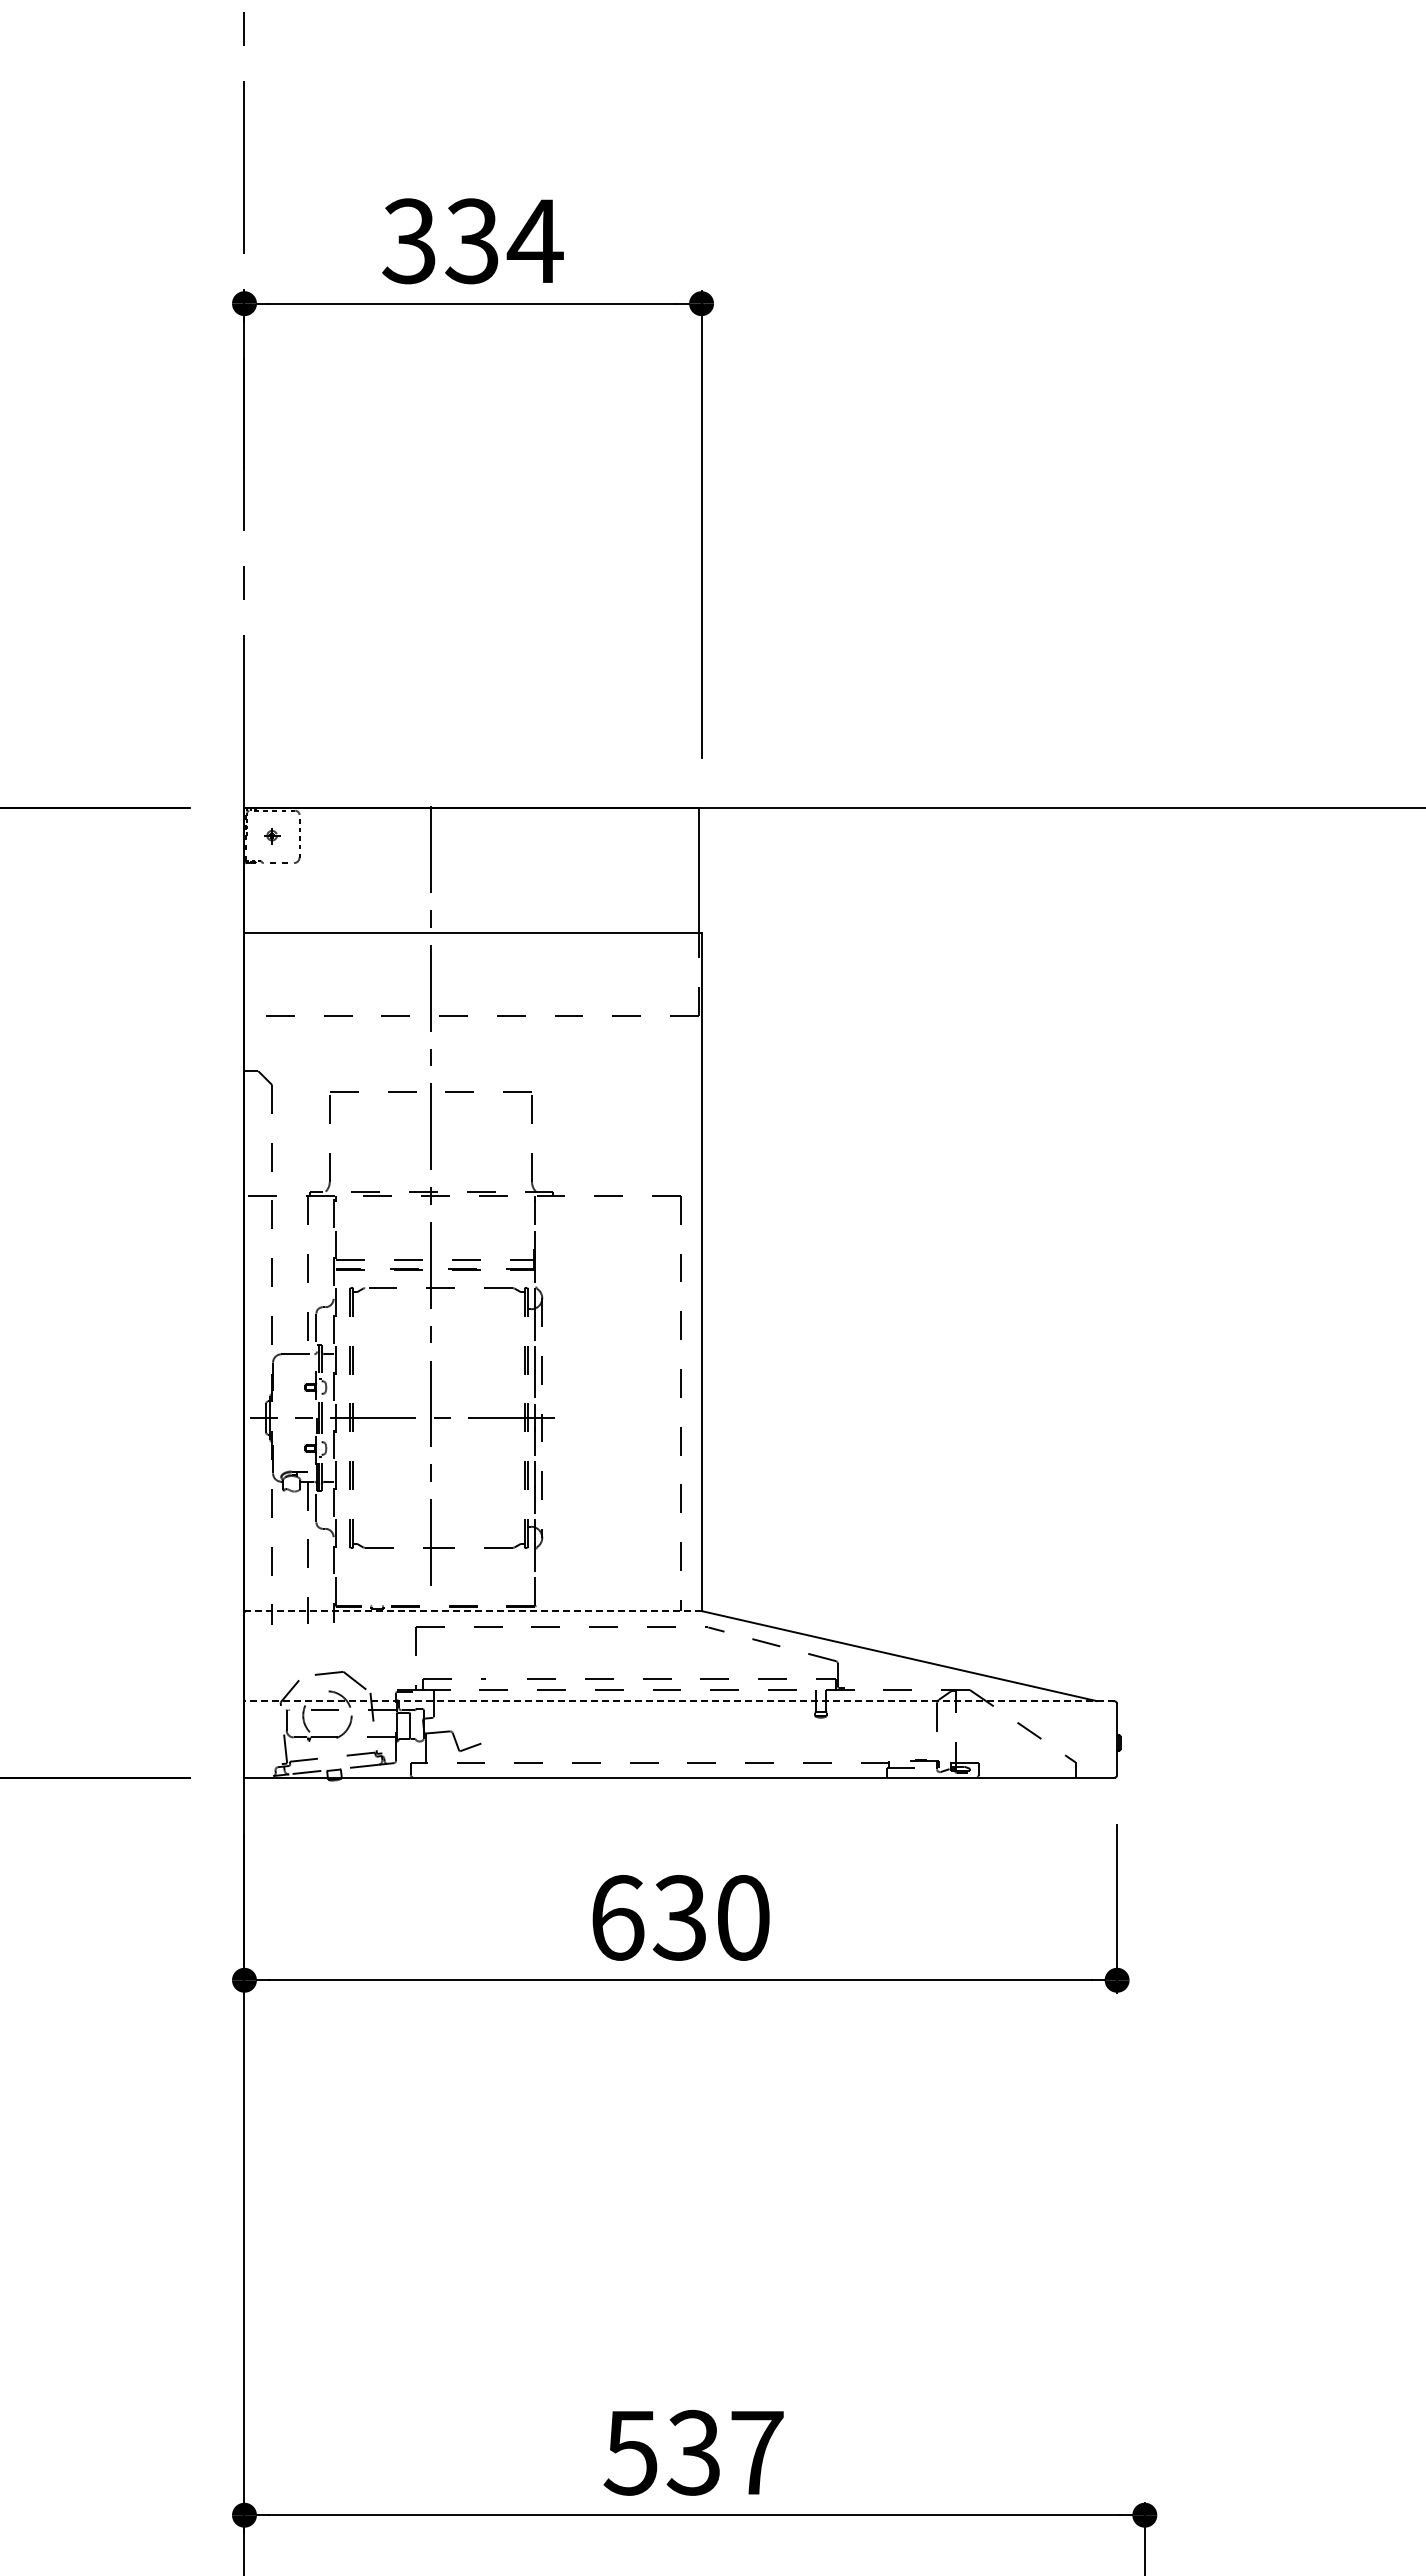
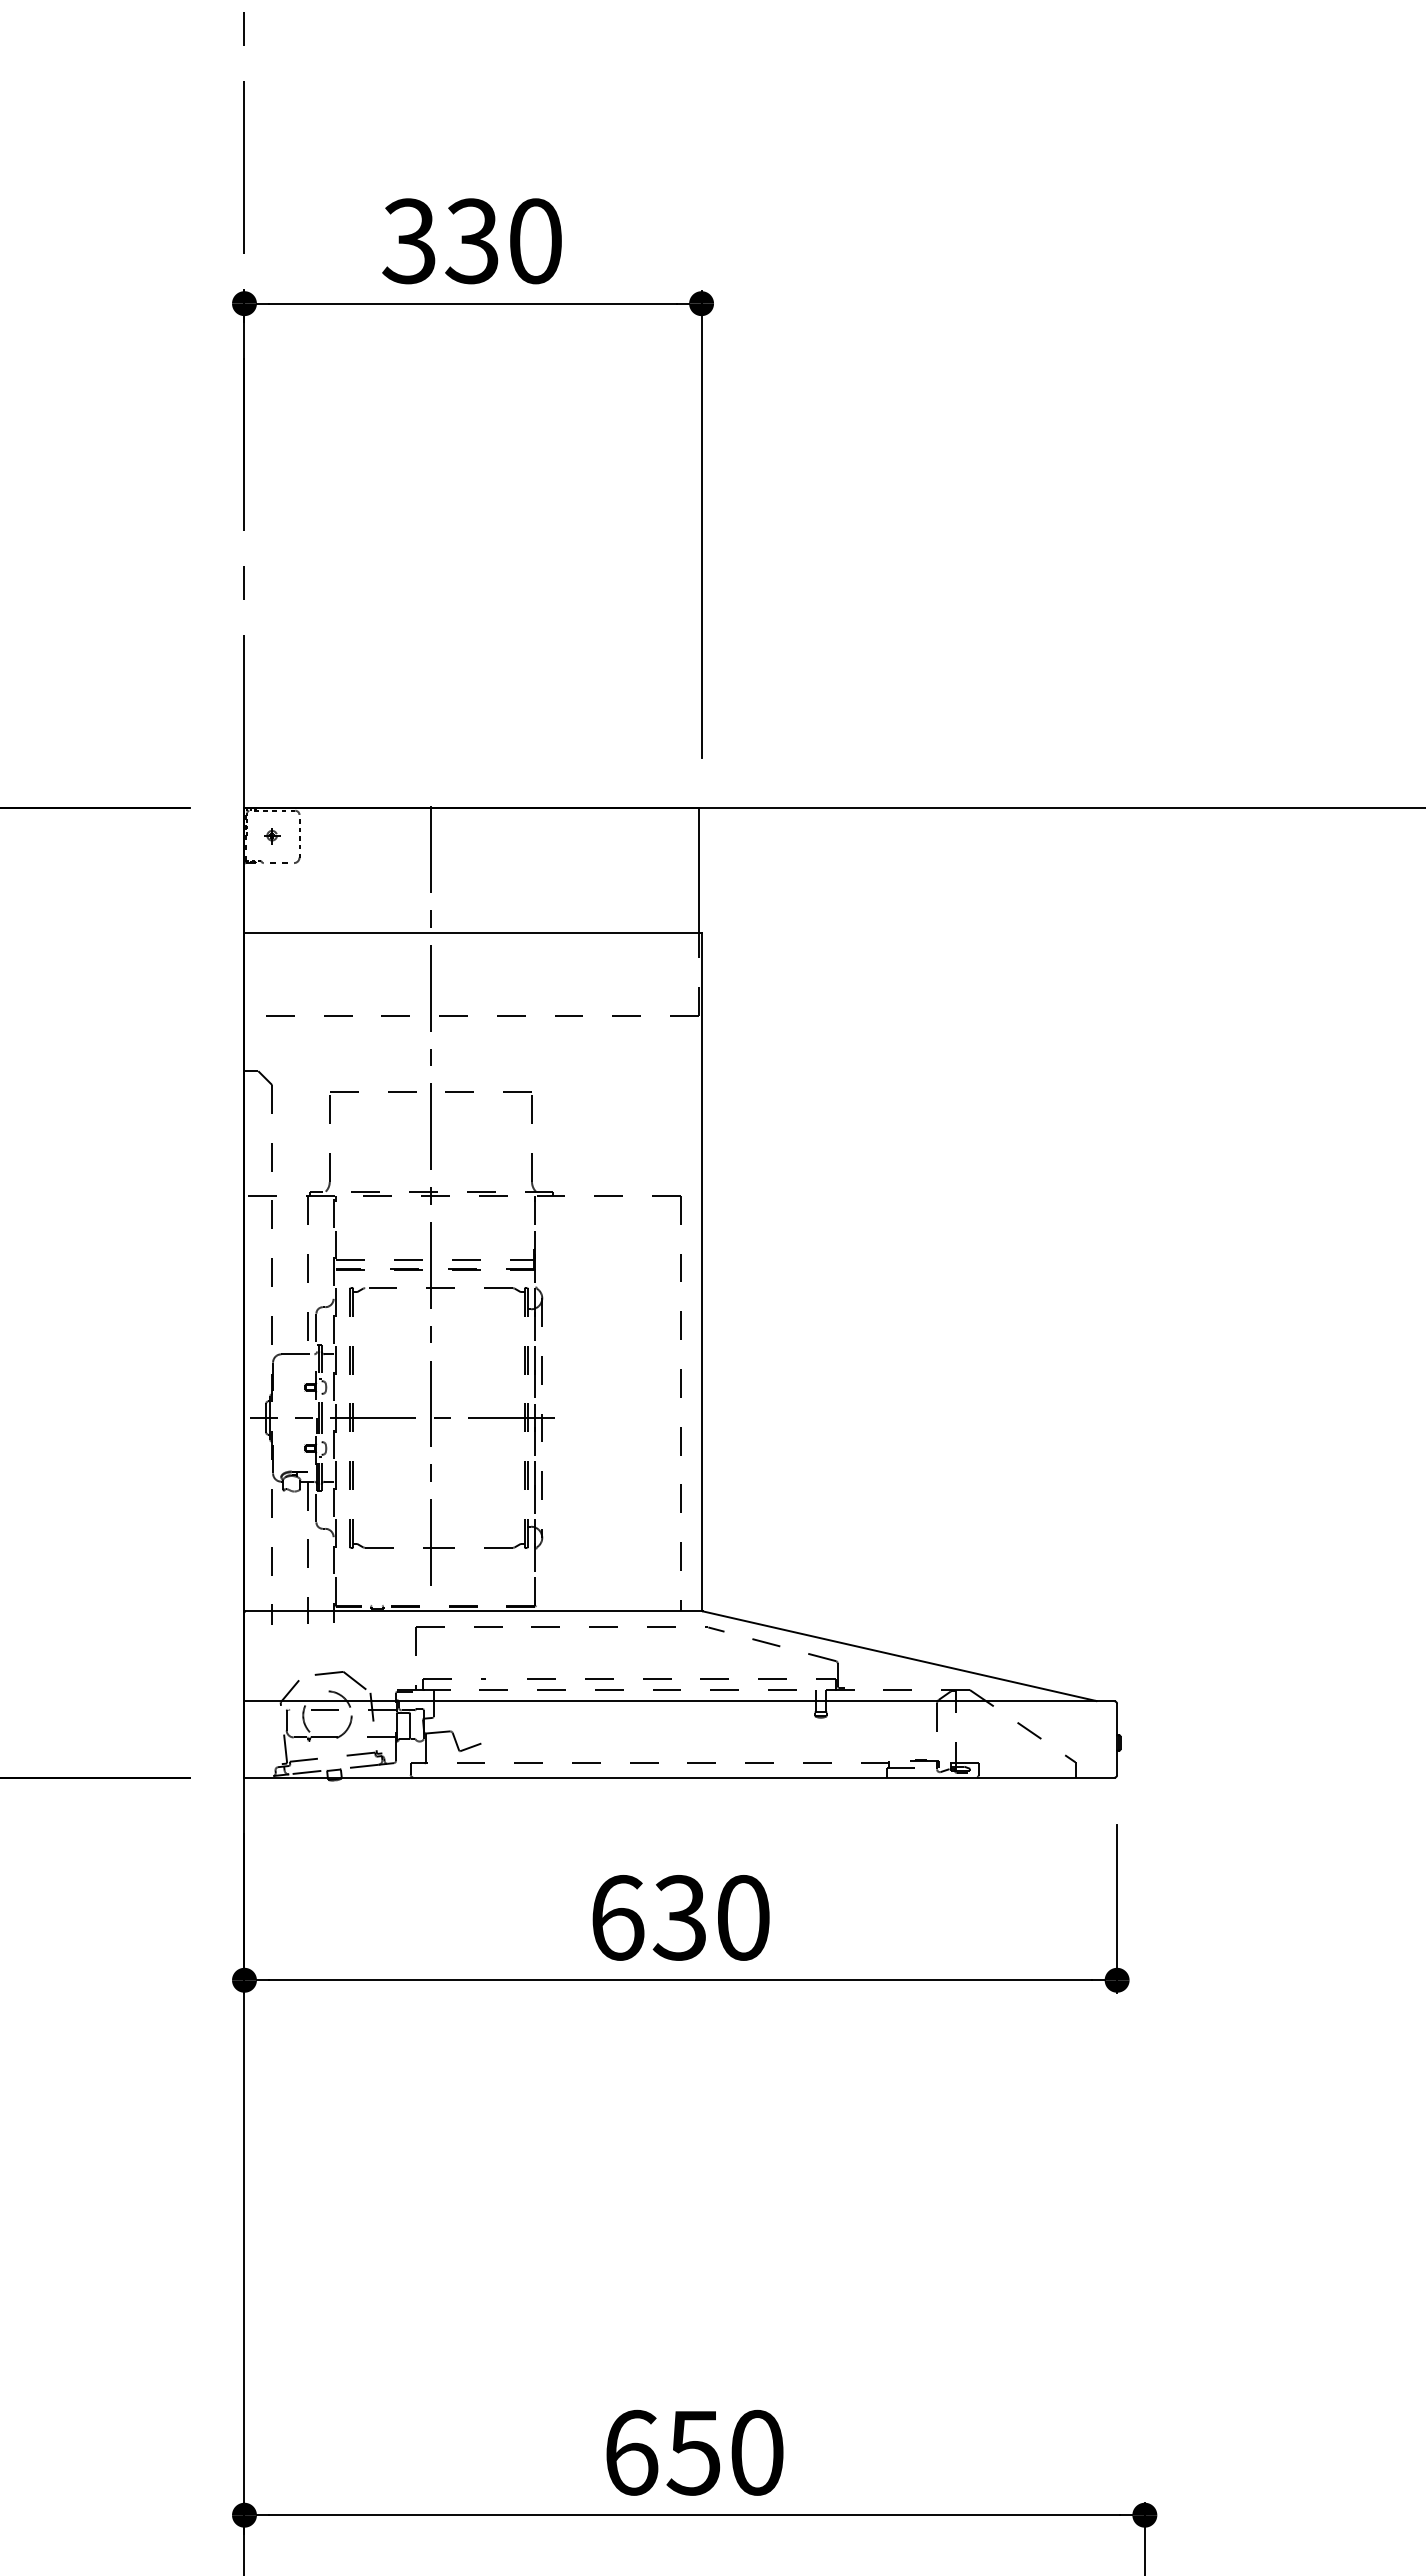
text: 334 -> 330 (534, 241)
line: dashed -> solid (474, 1611)
line: dashed -> solid (679, 1701)
text: 537 -> 650 (693, 2452)
